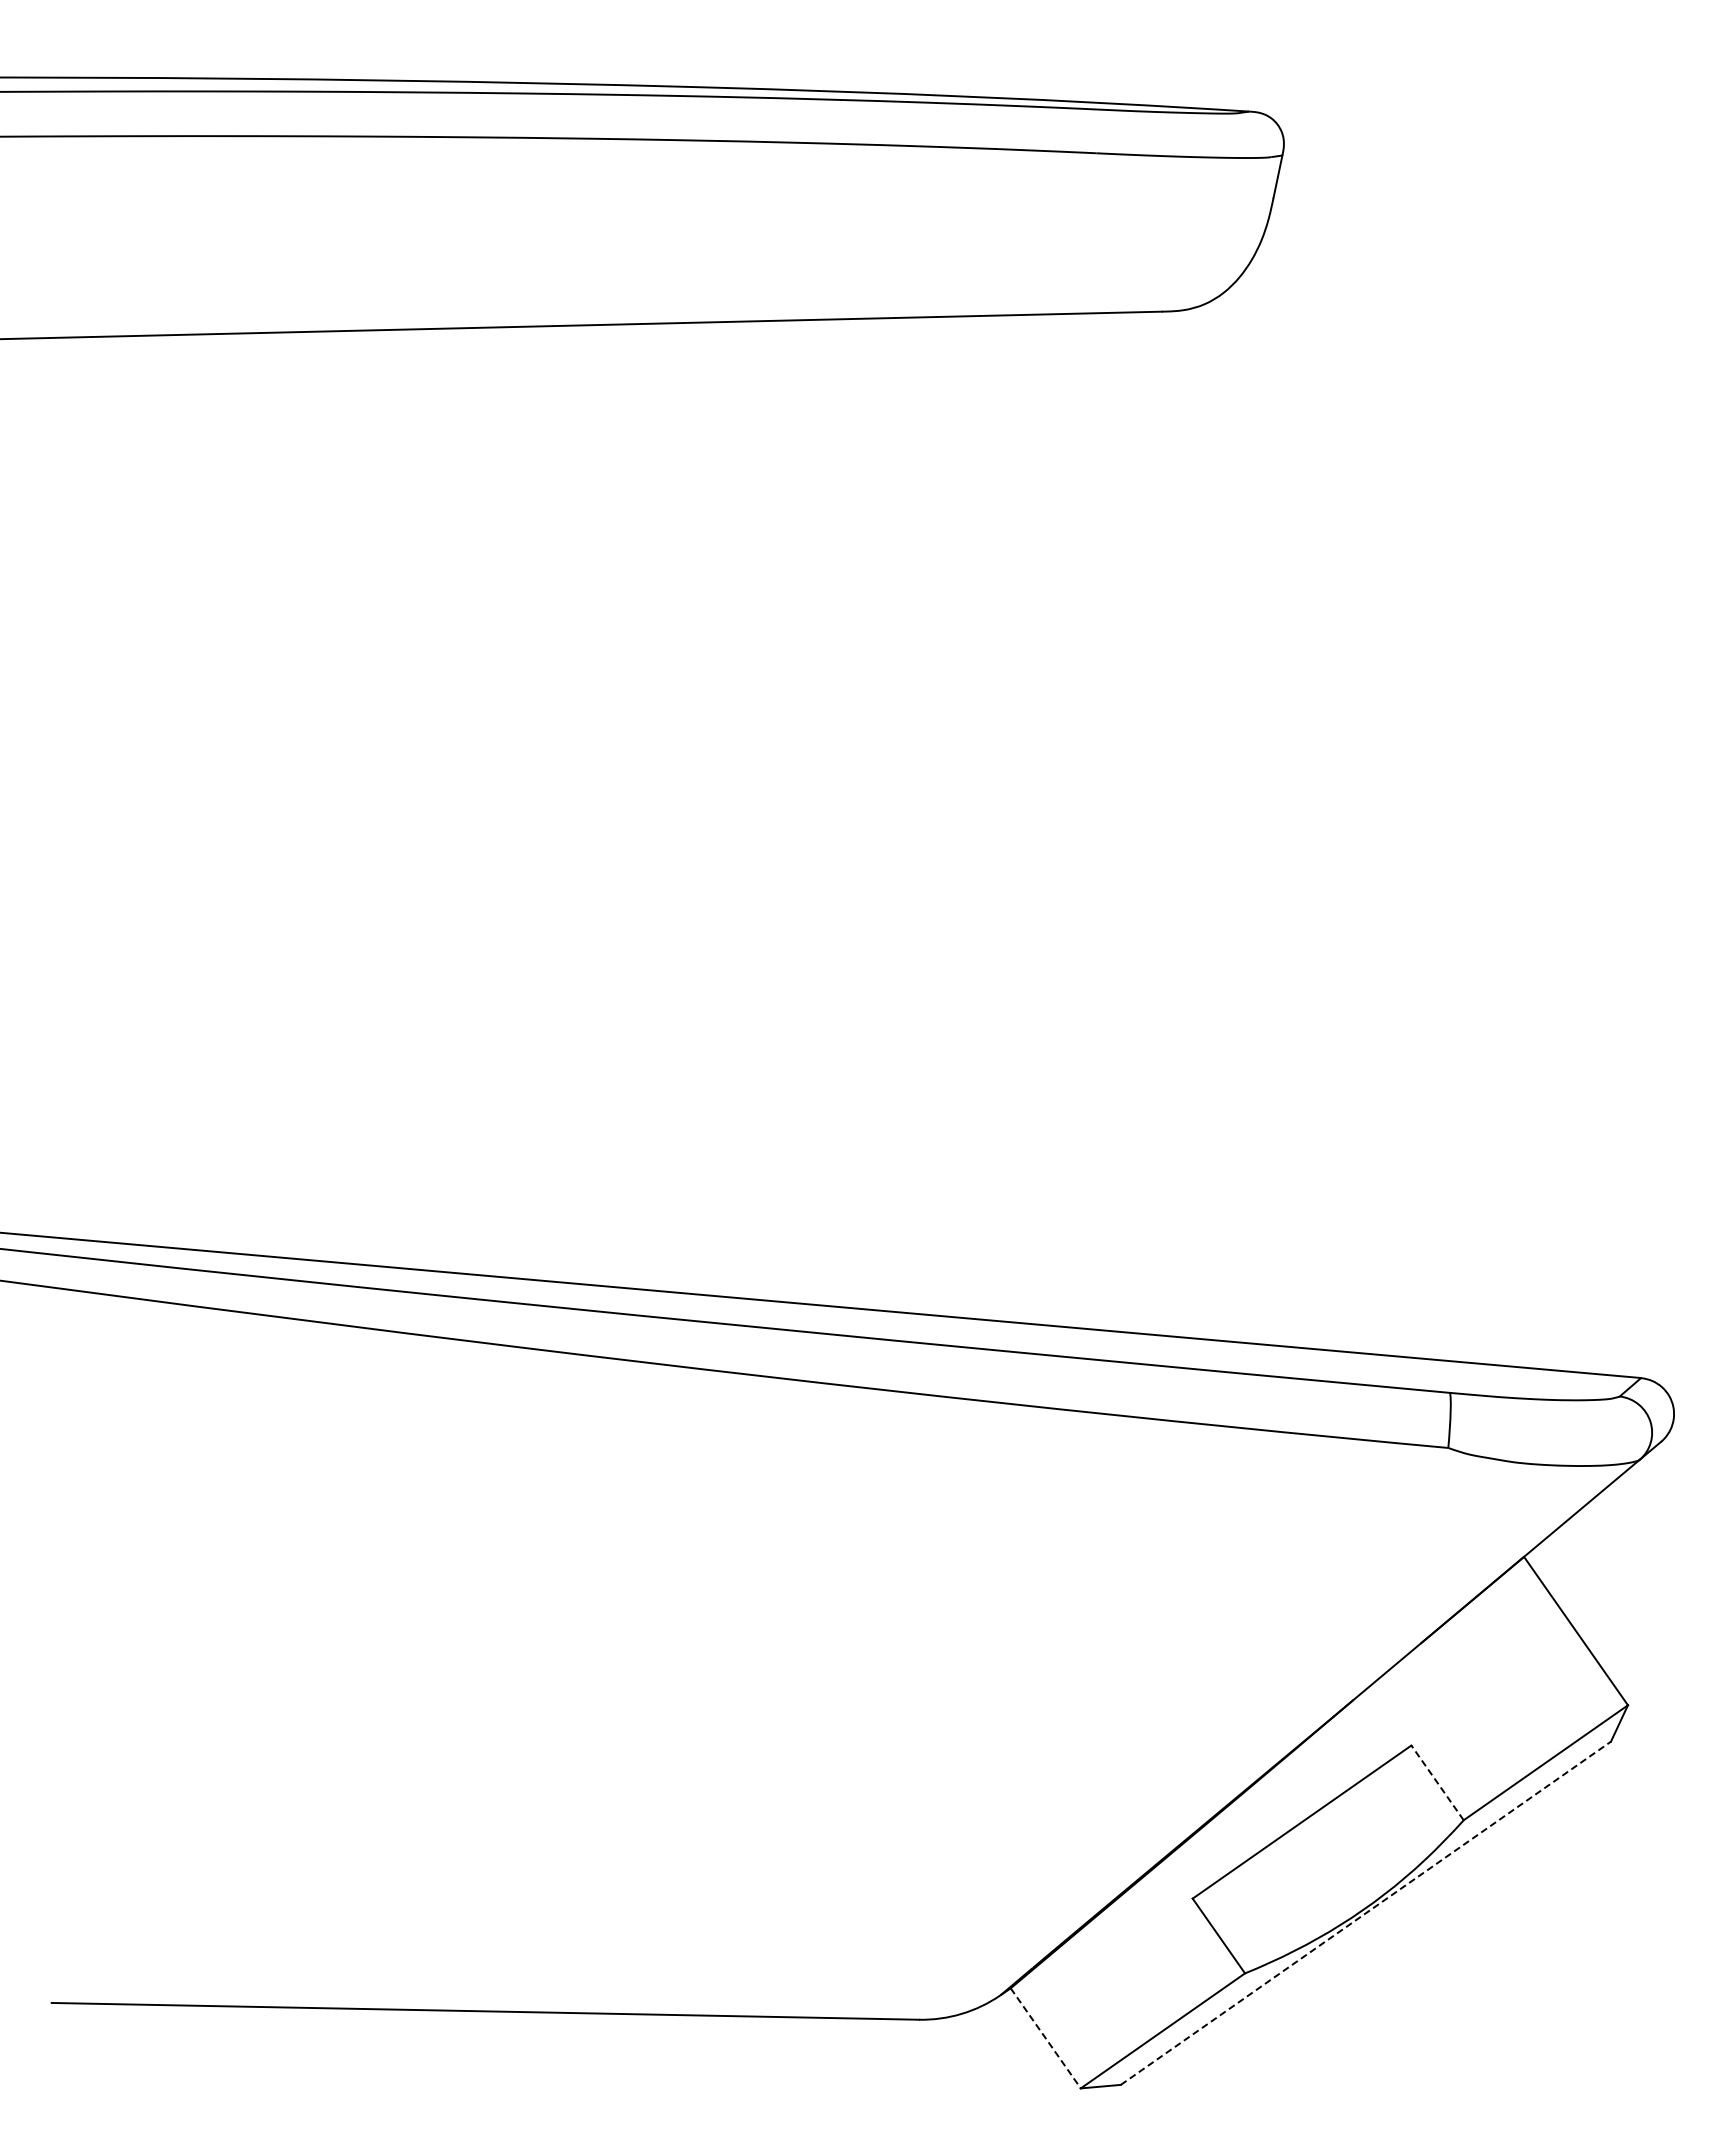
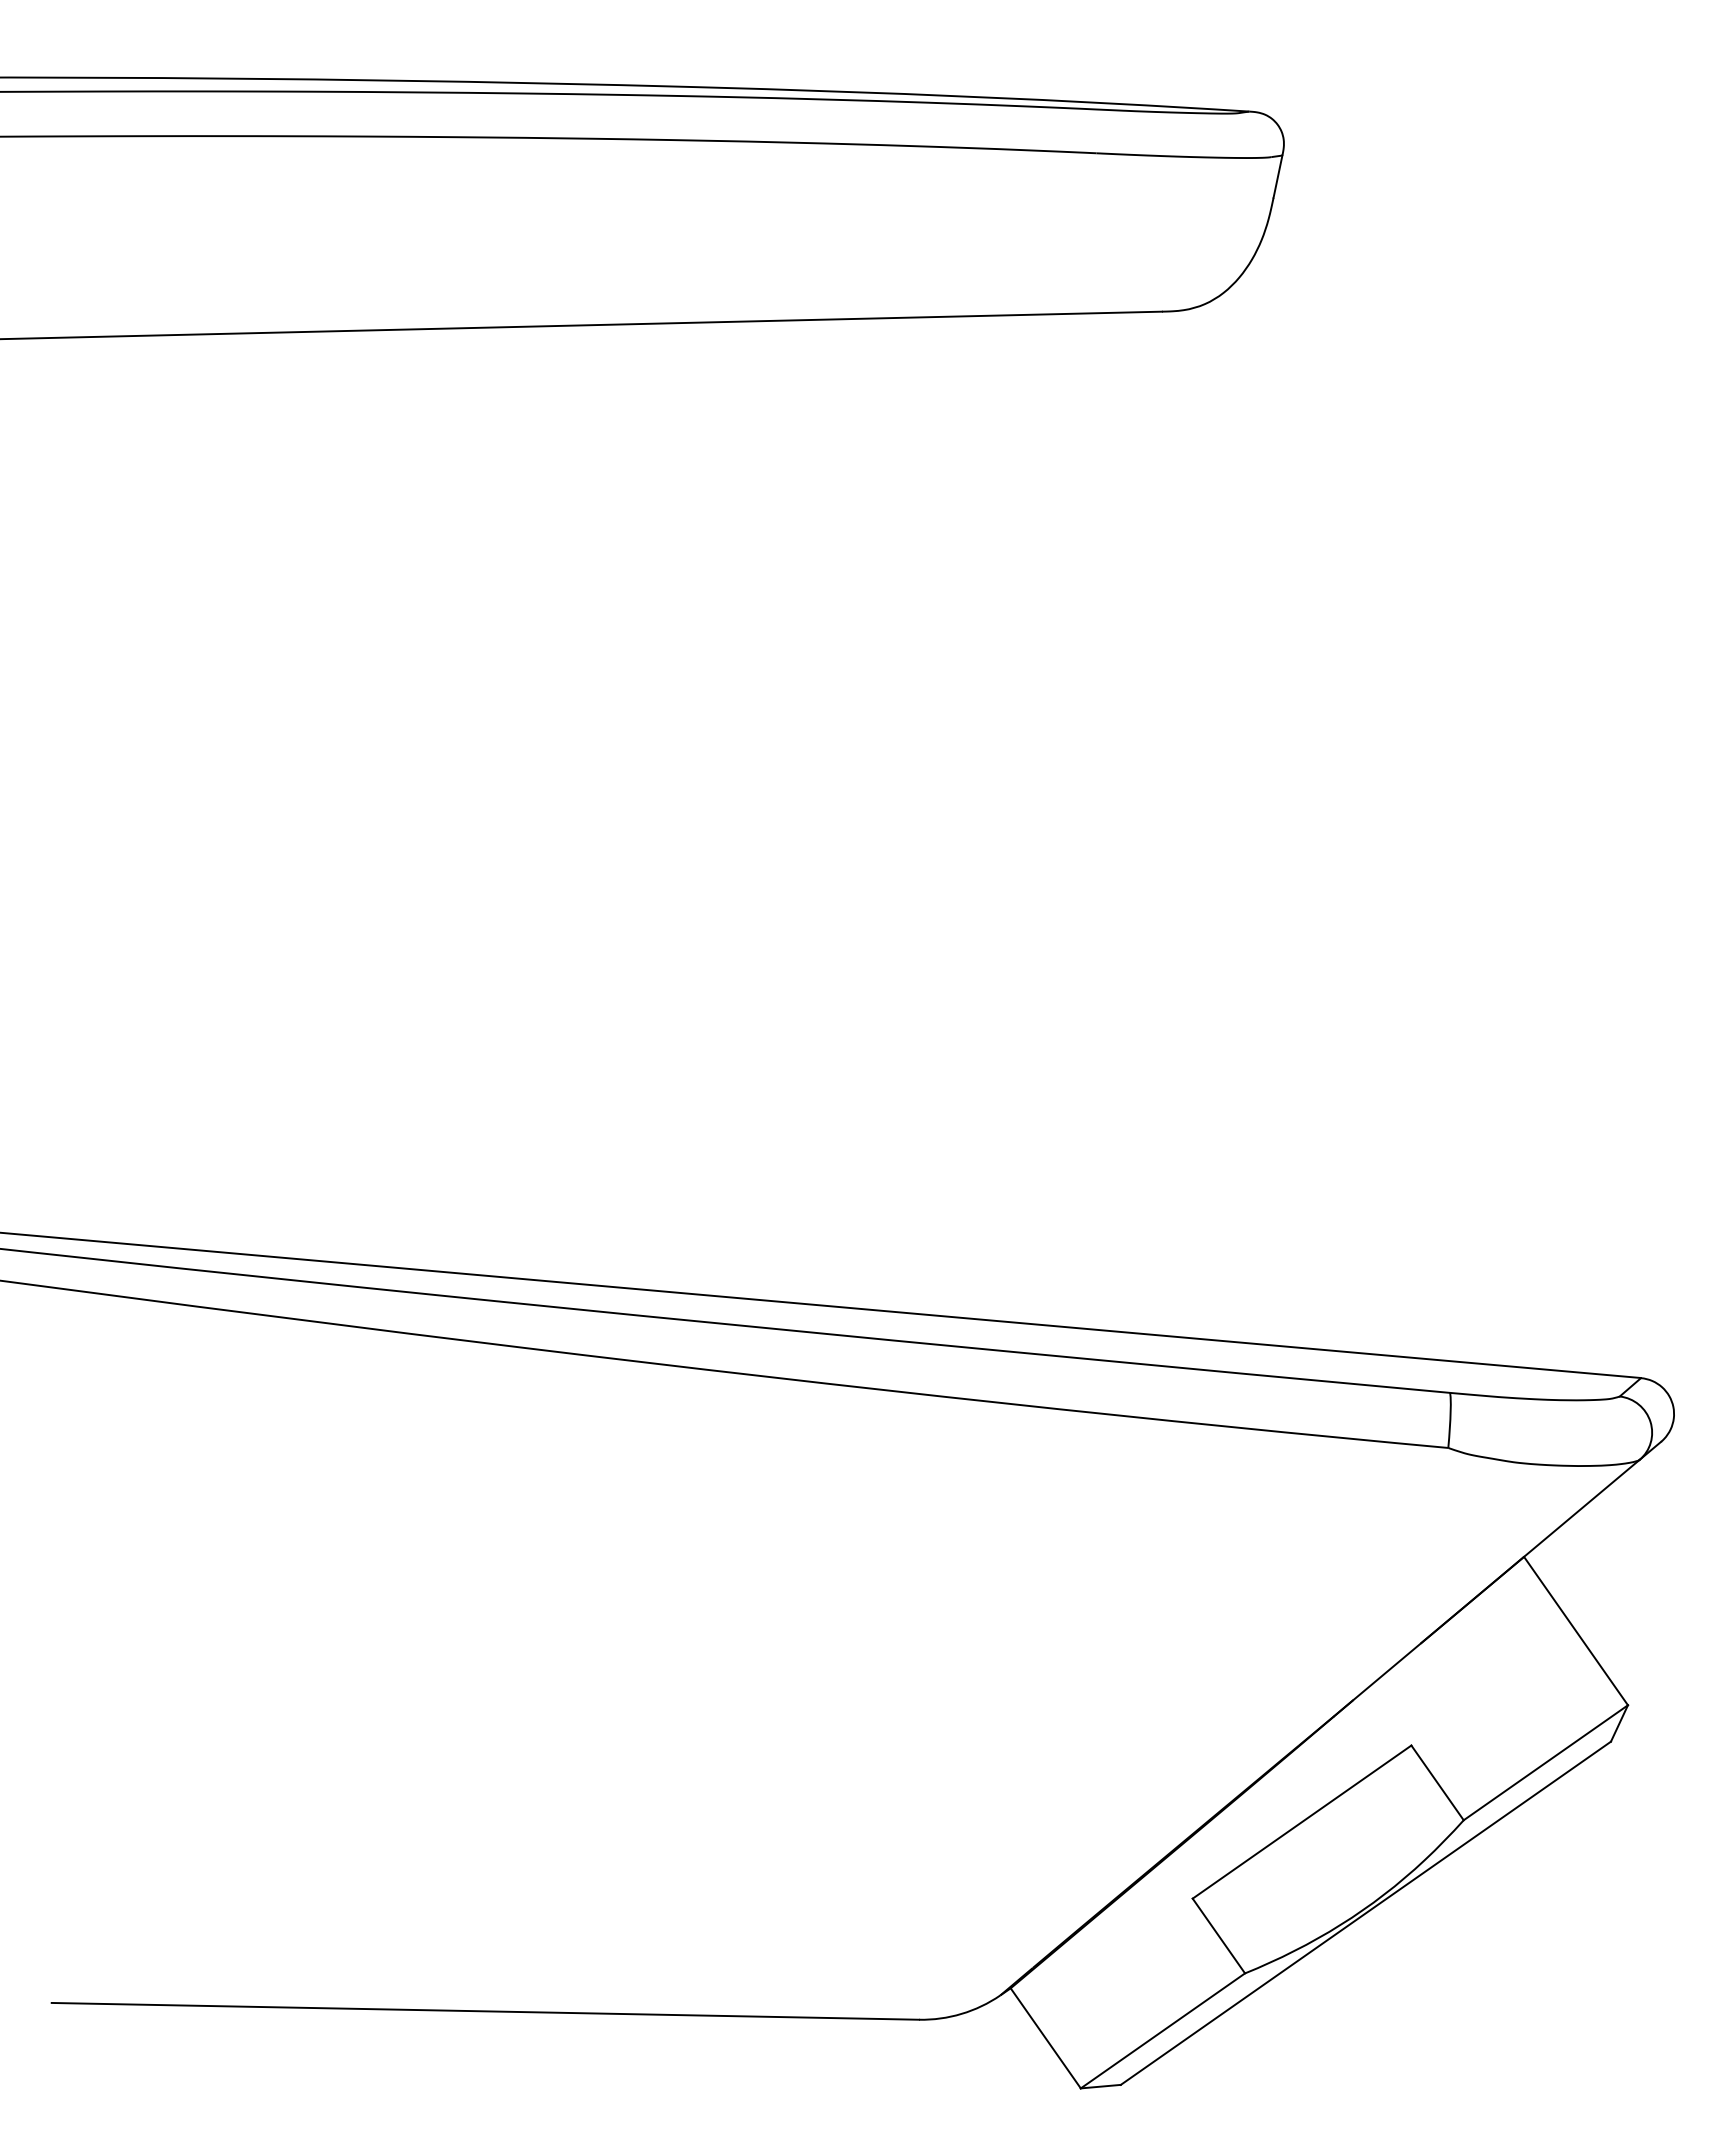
line: dashed -> solid (1437, 1782)
line: dashed -> solid (1366, 1912)
line: dashed -> solid (1046, 2038)
